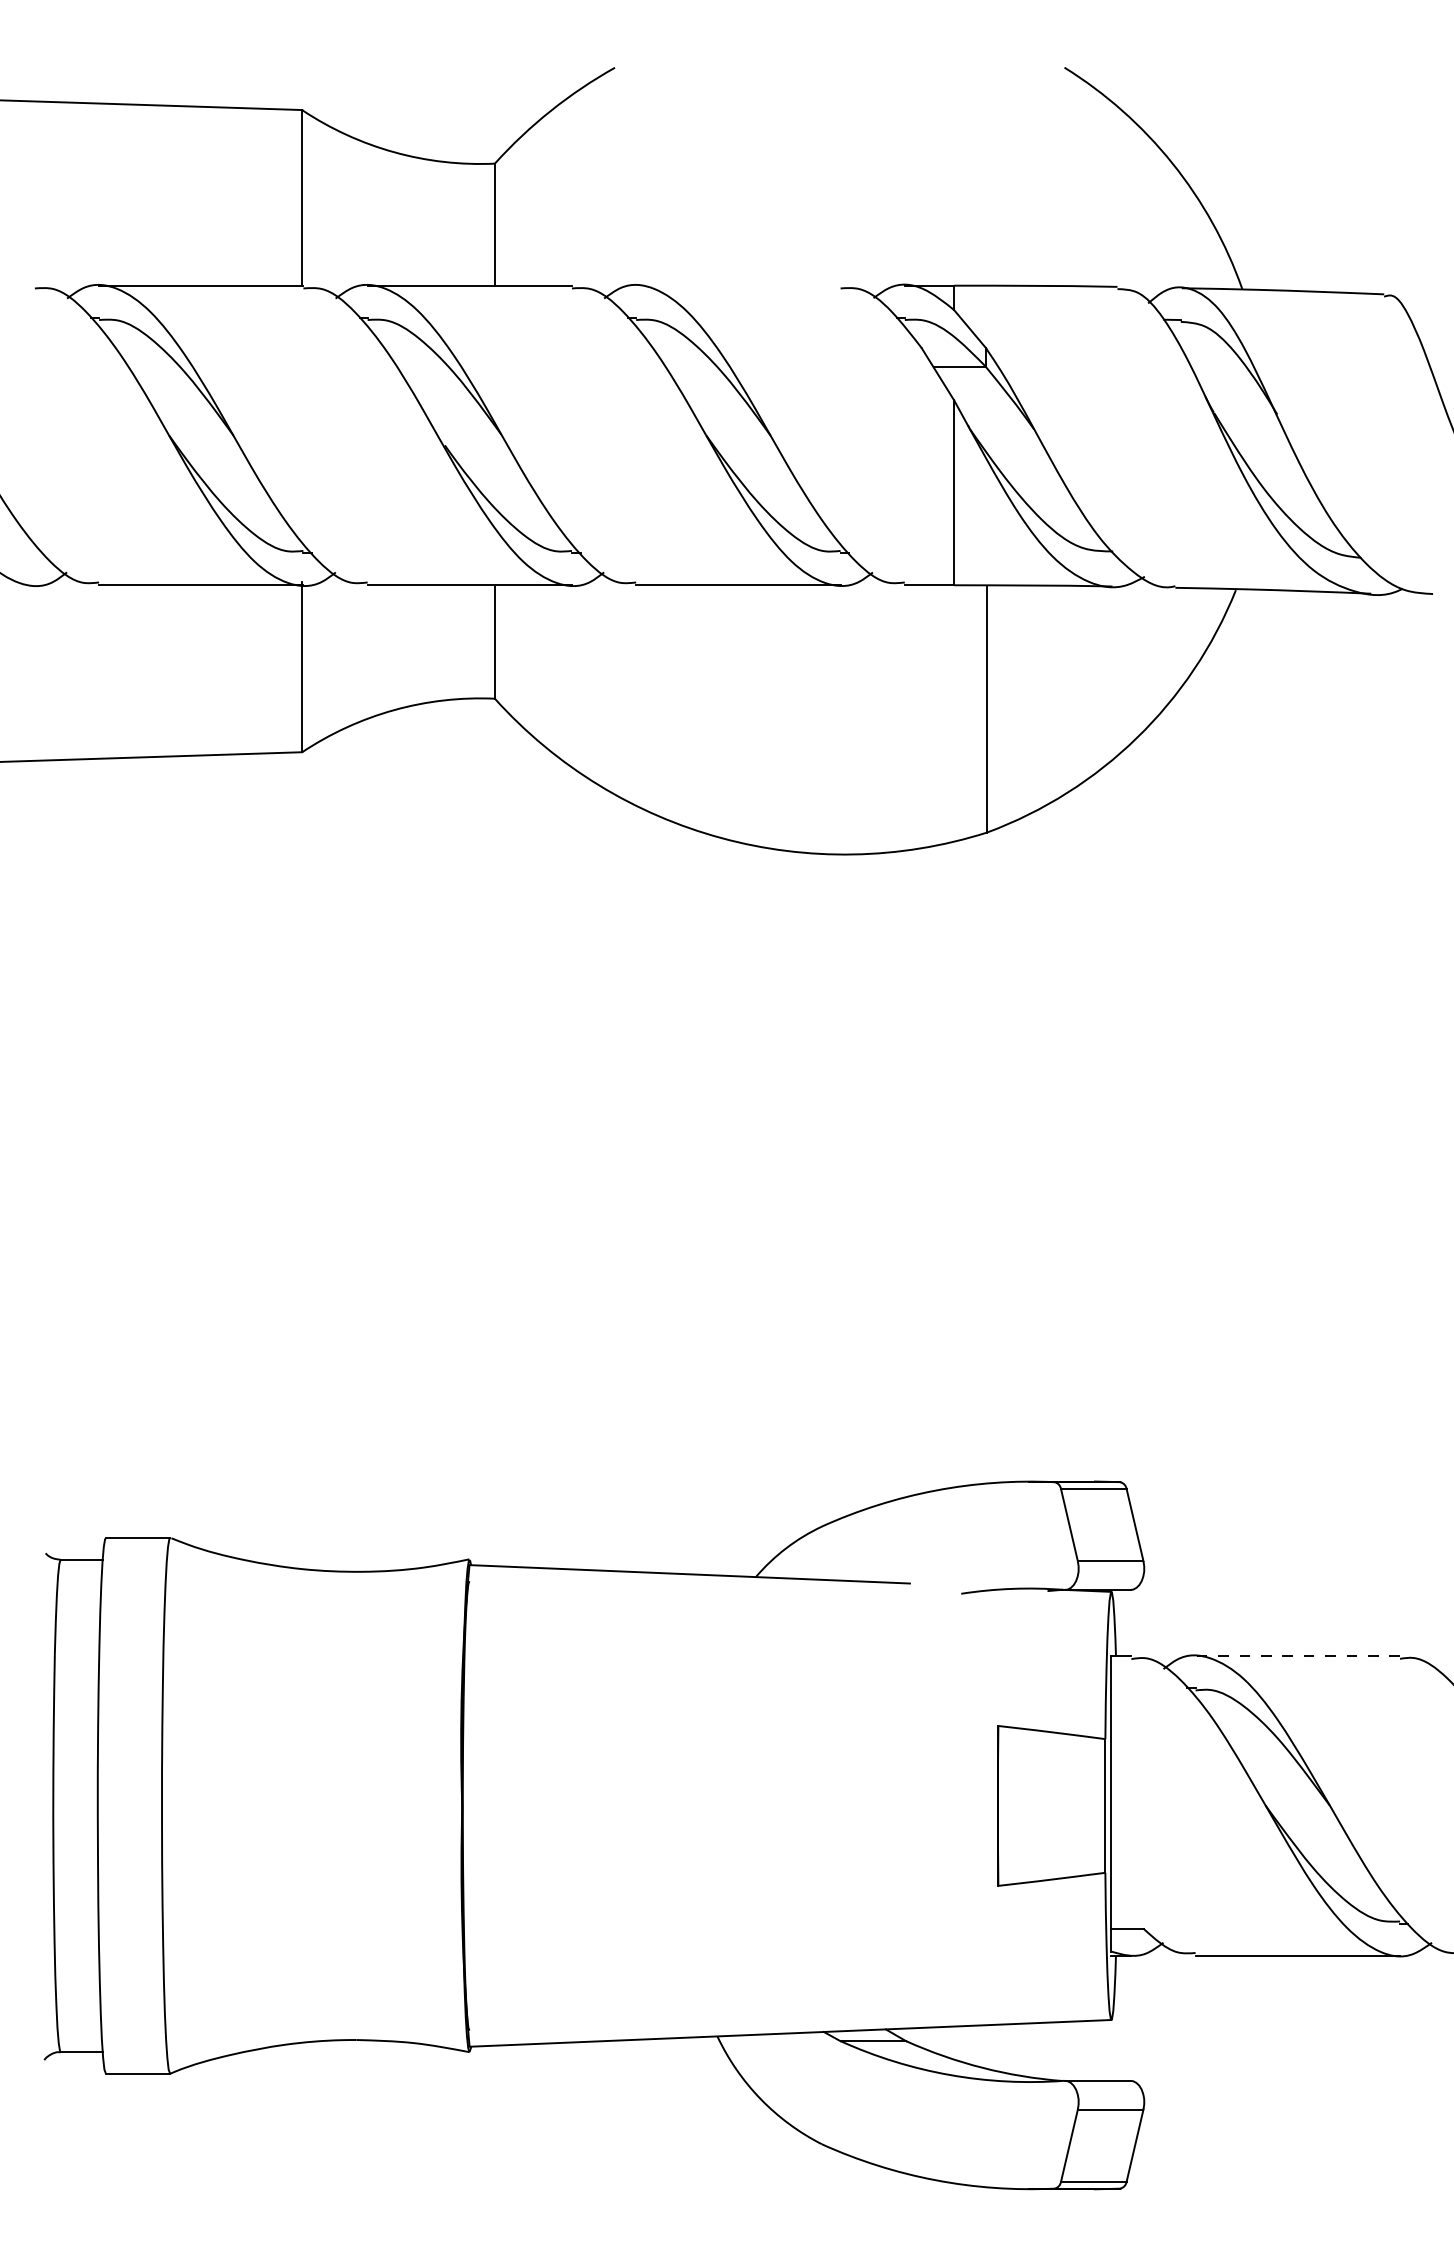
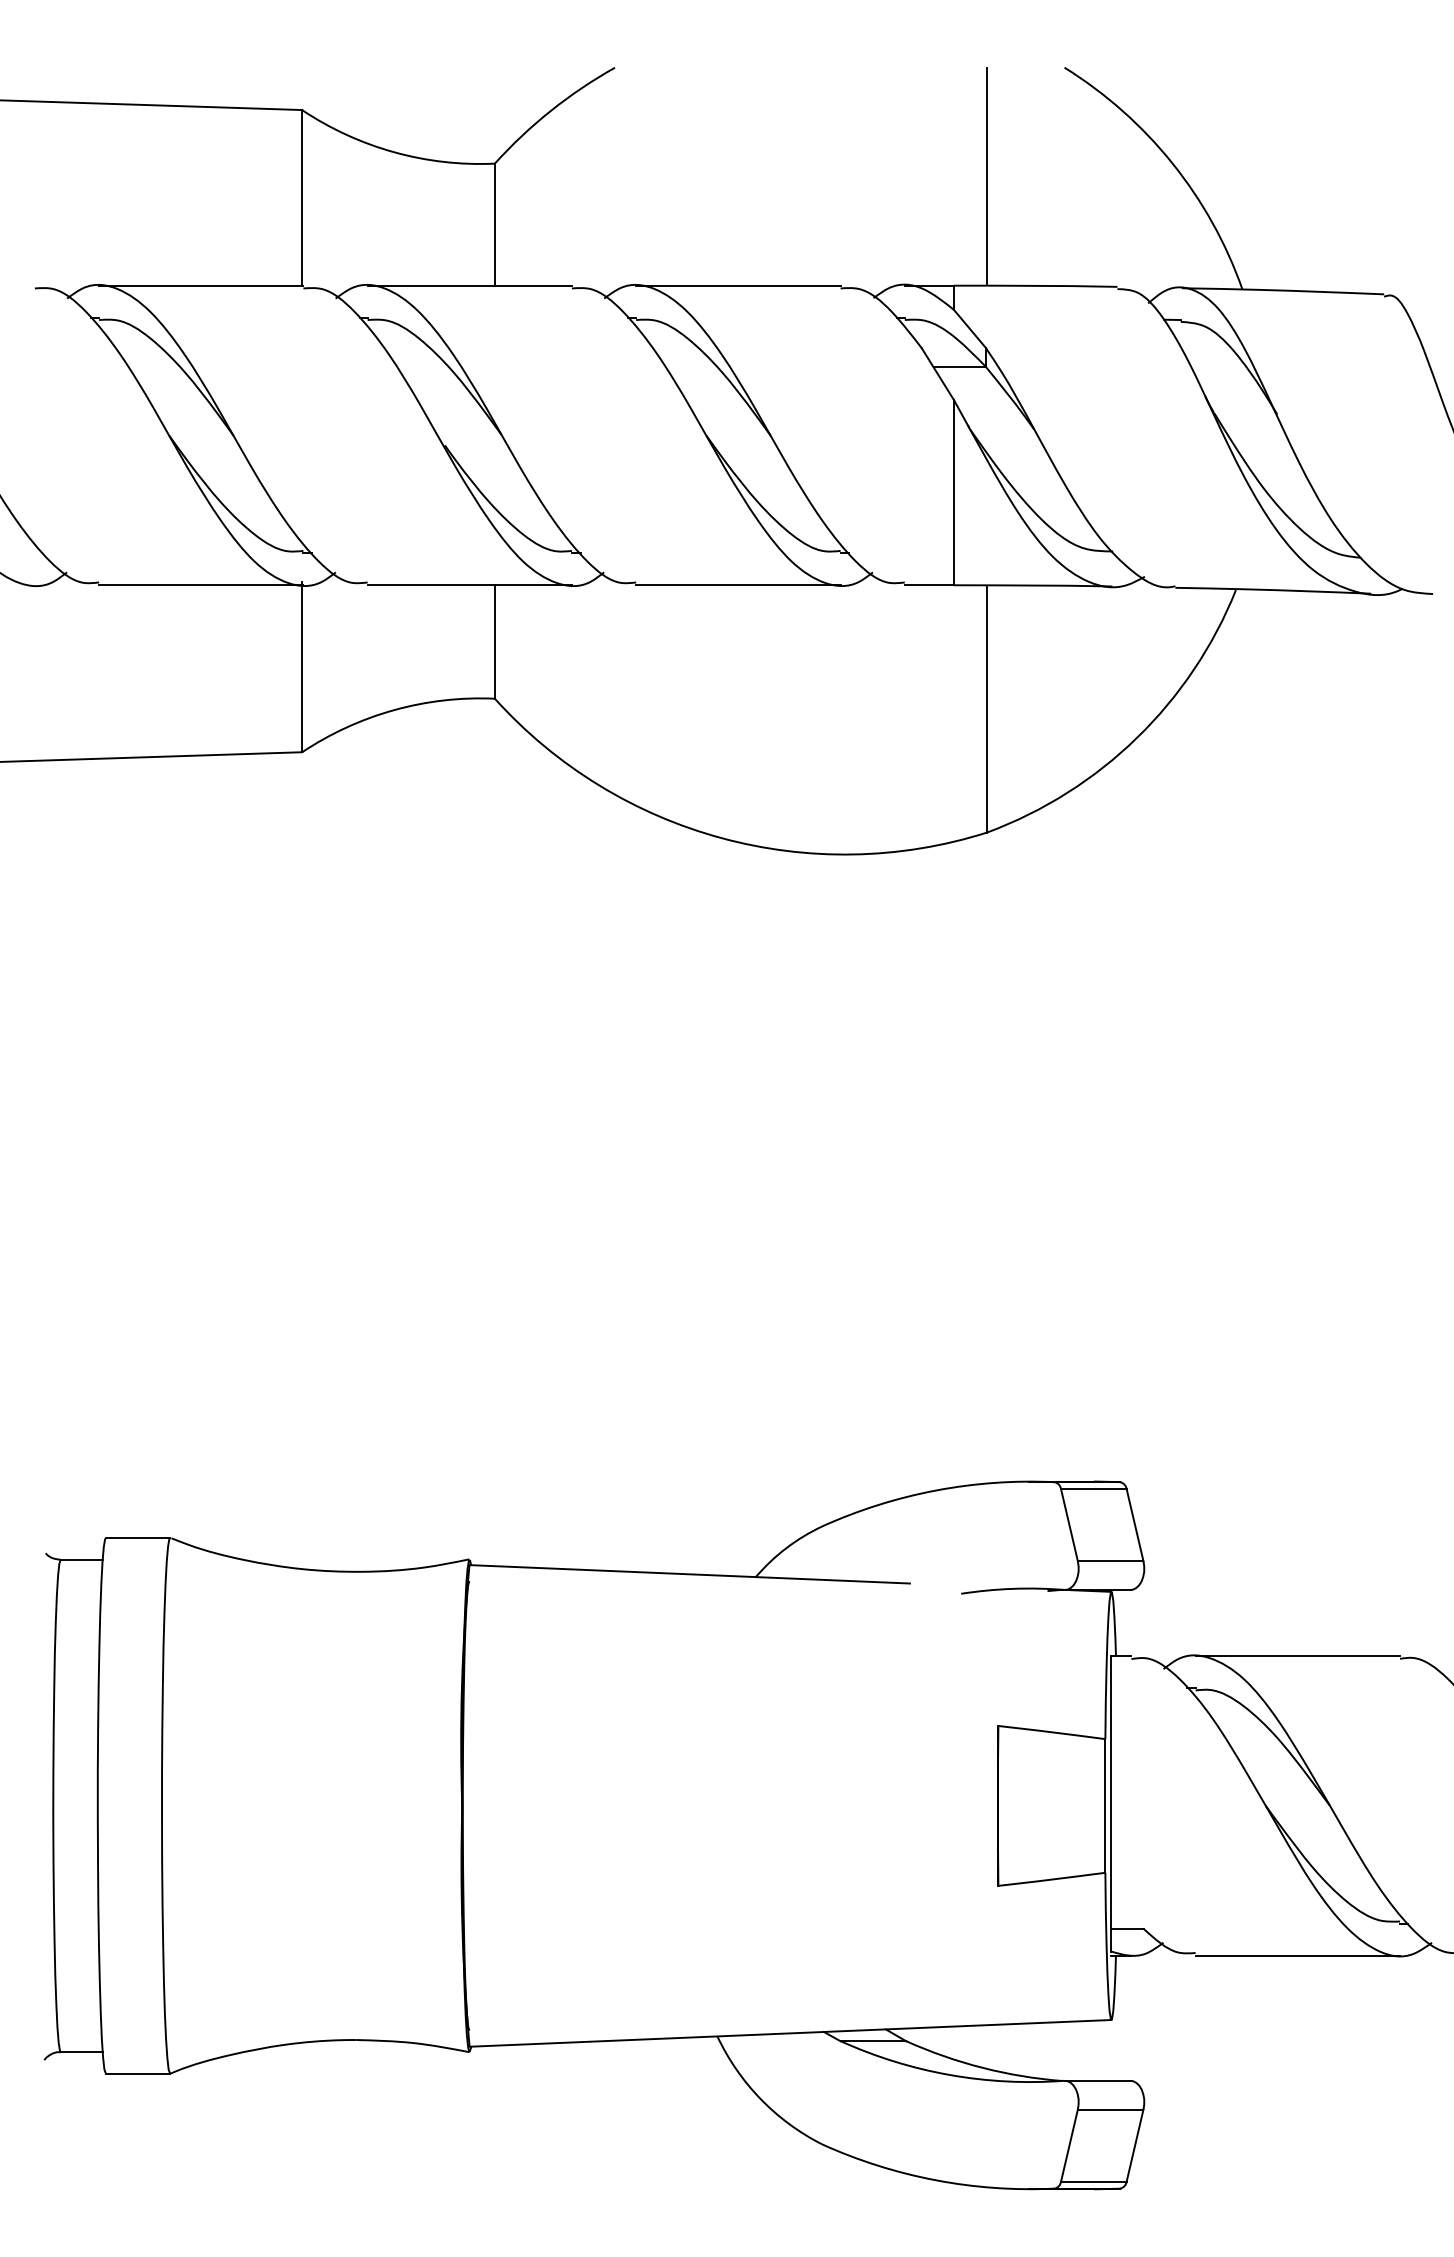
line: none -> present (987, 175)
line: none -> present (738, 285)
line: dashed -> solid (1297, 1656)
